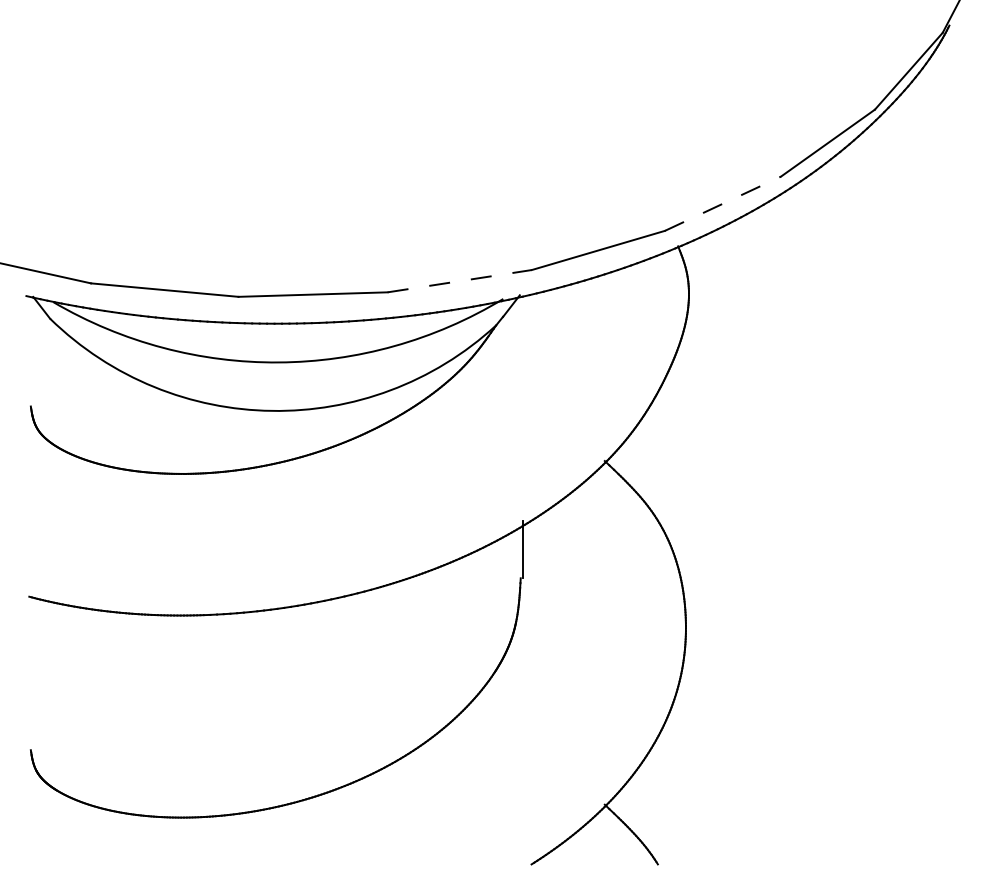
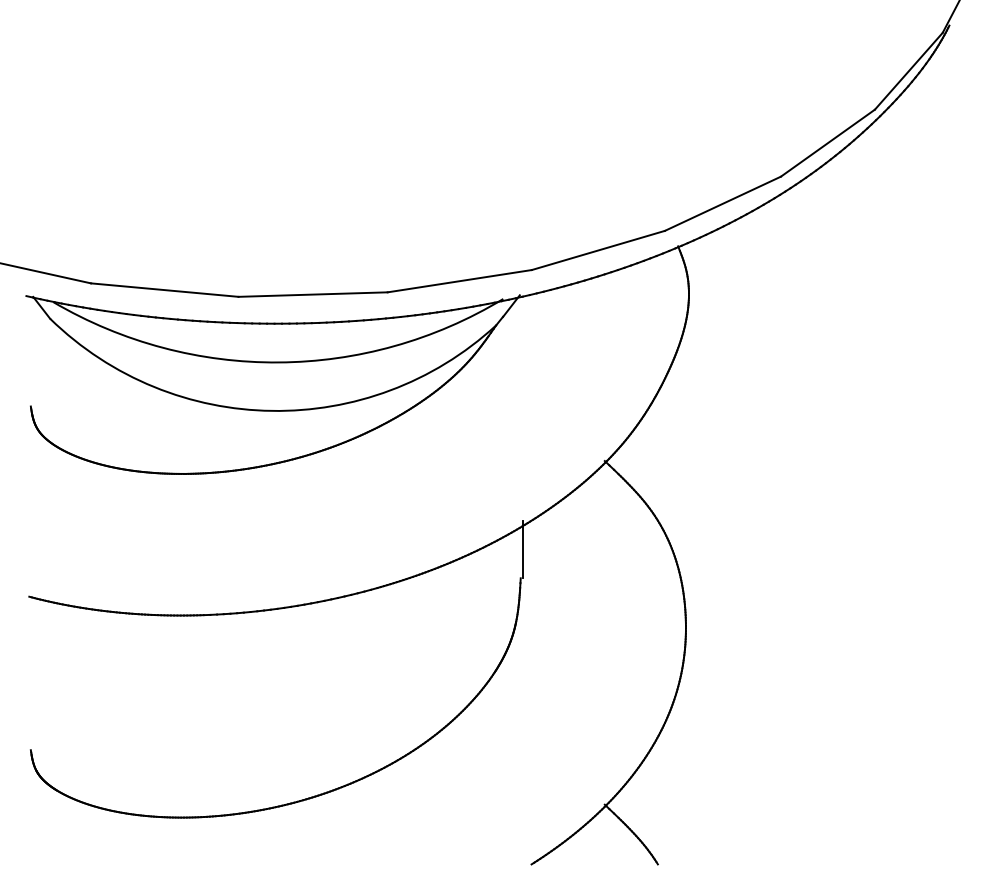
line: dashed -> solid (723, 203)
line: dashed -> solid (459, 281)
